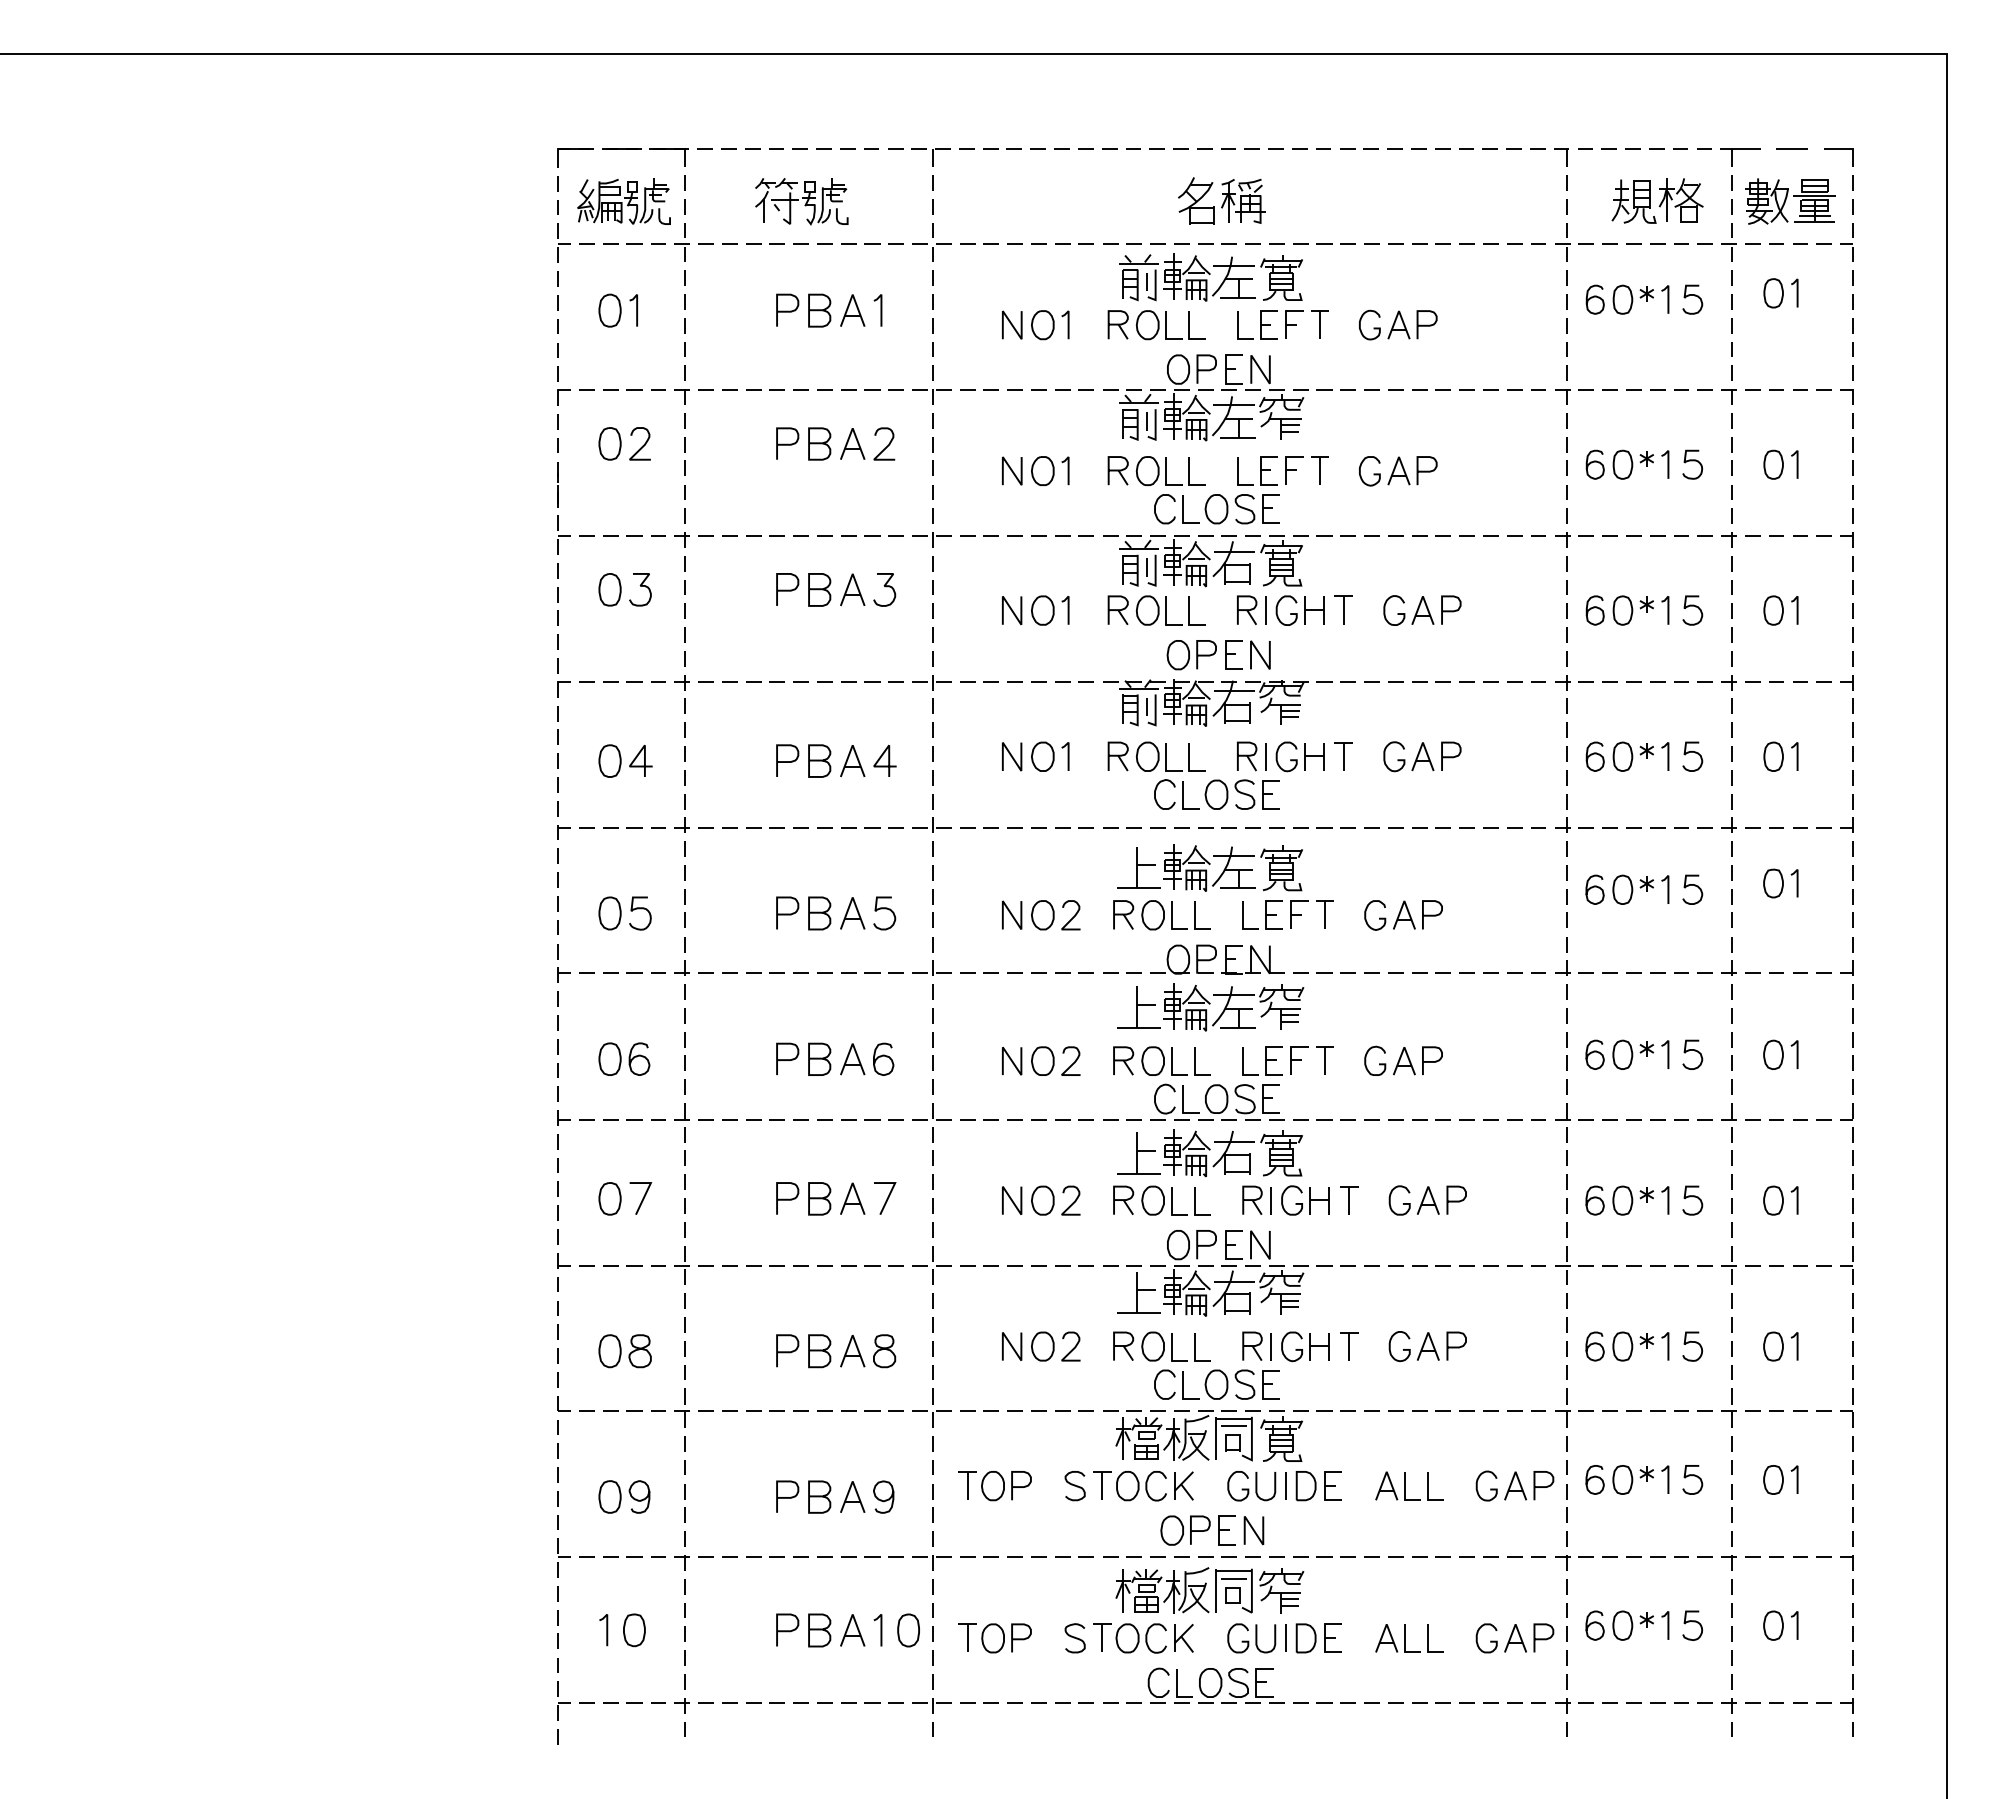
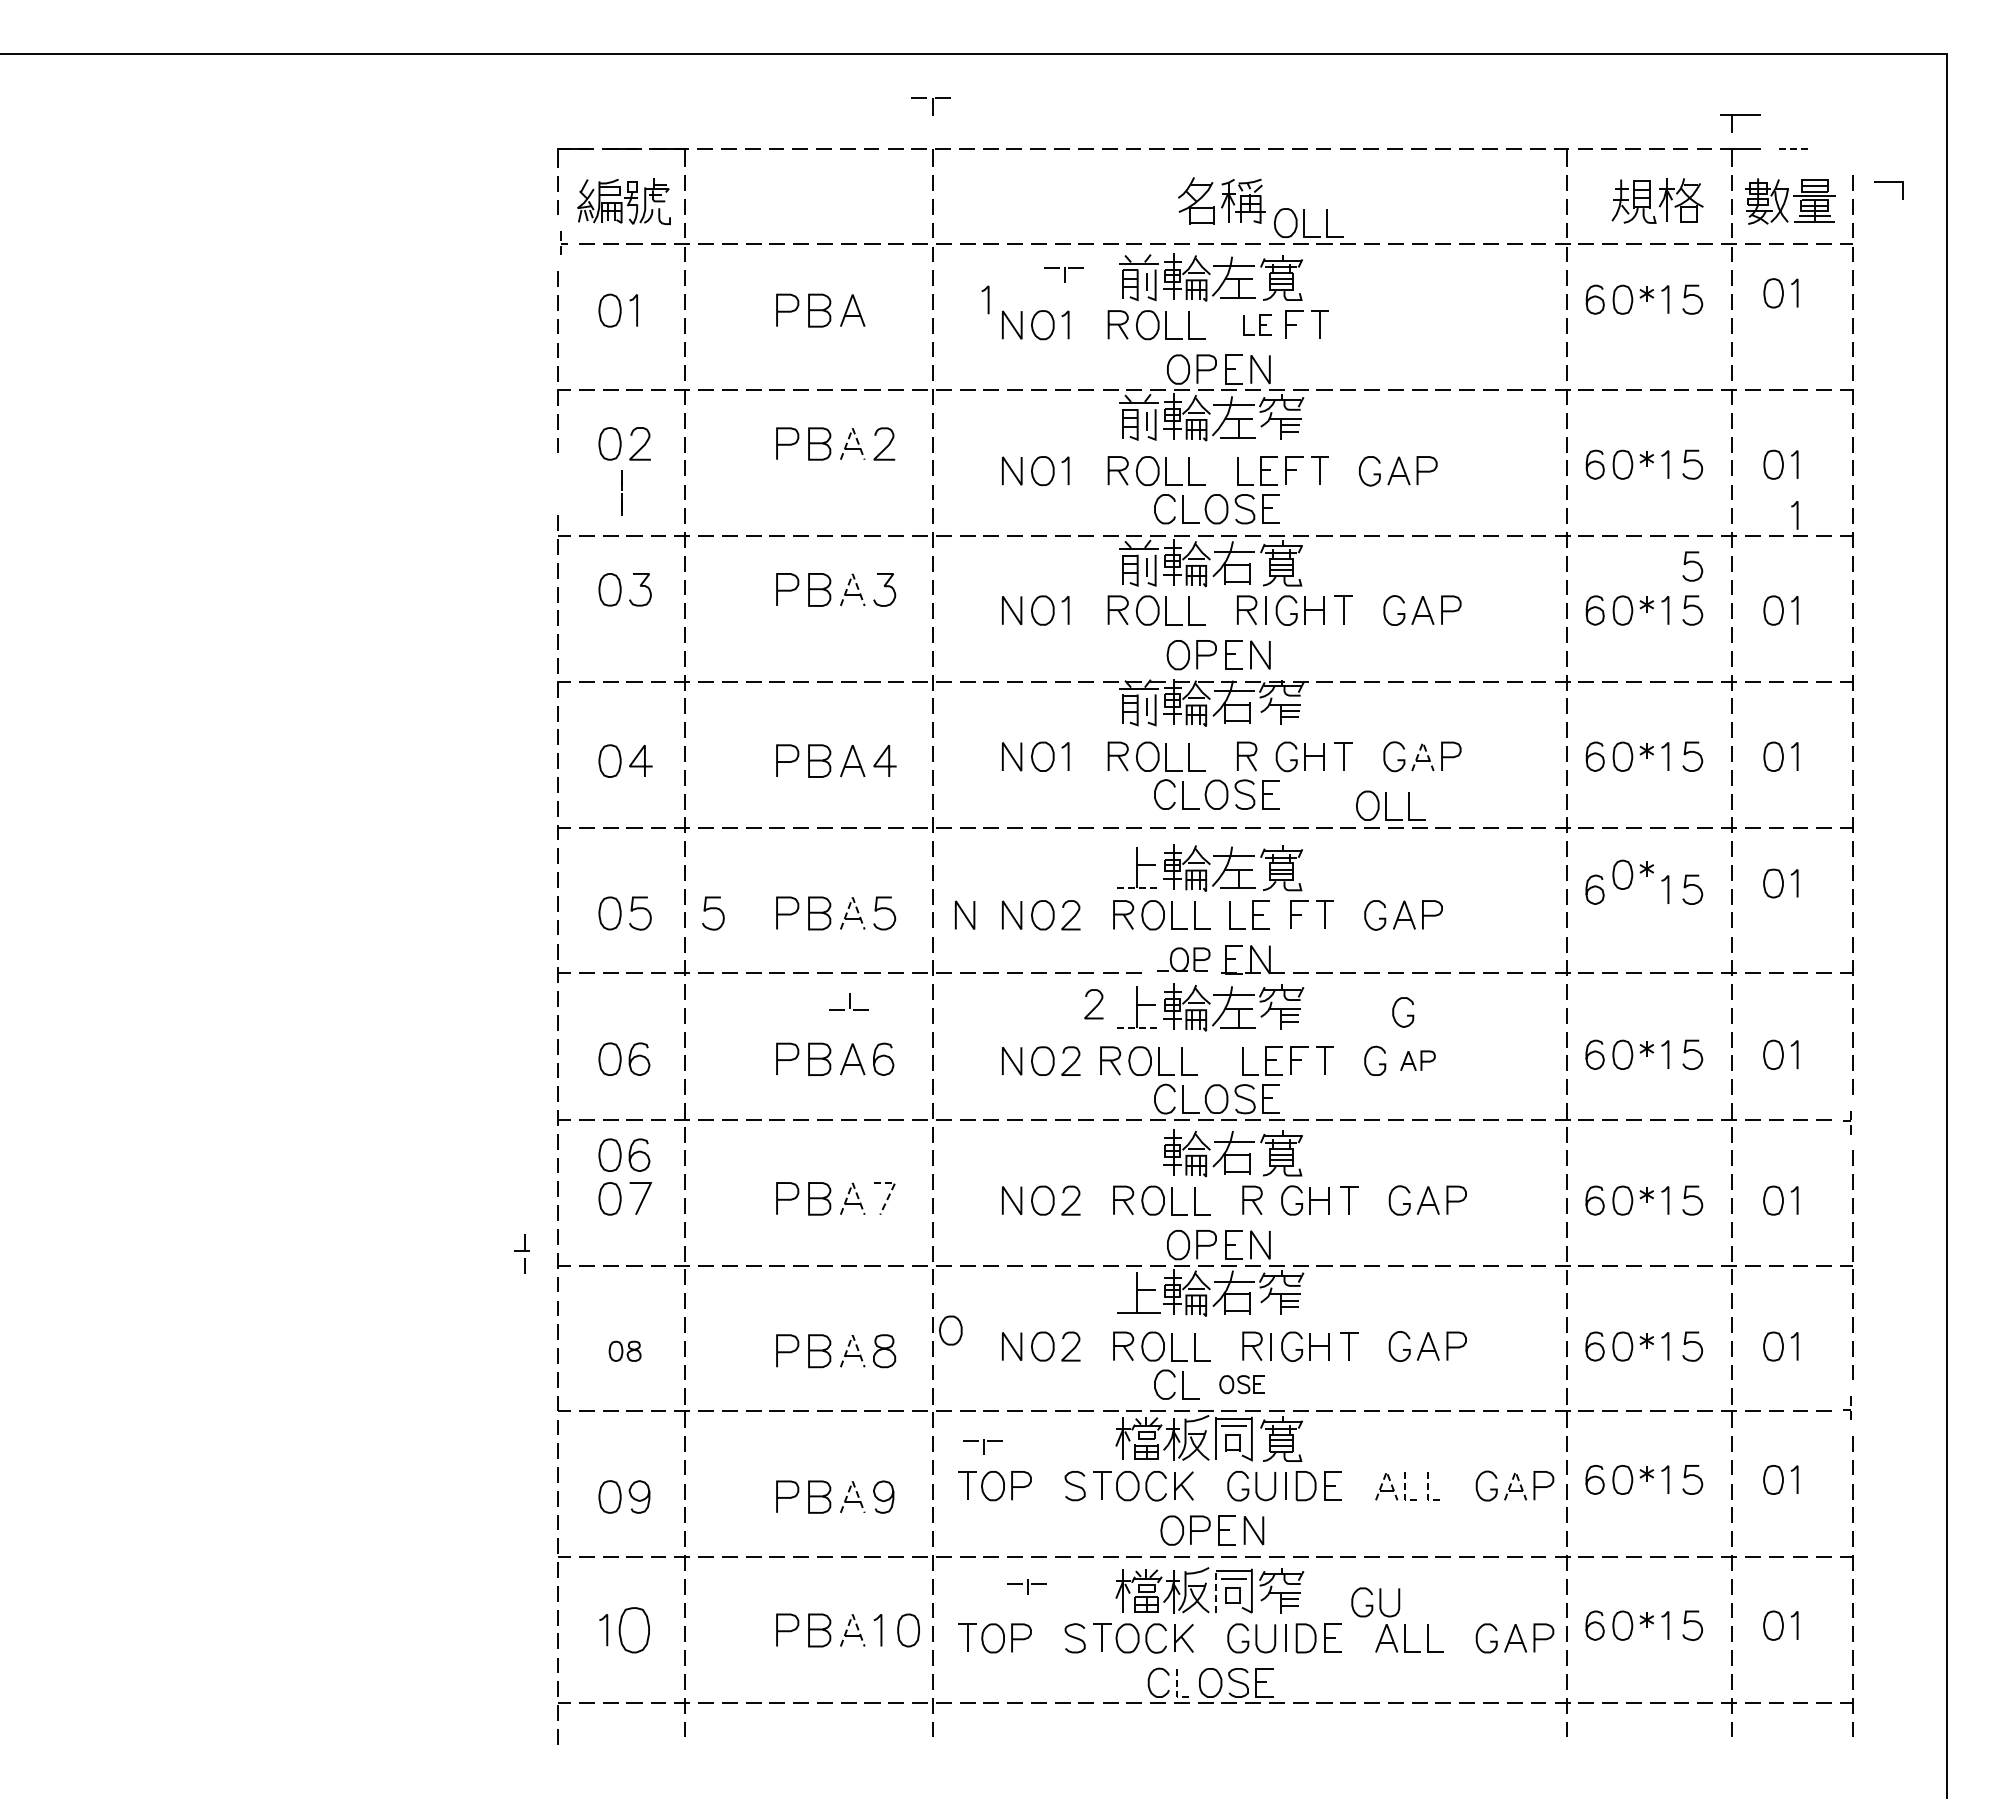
part: none -> present (930, 106)
part: none -> present (1740, 115)
line: solid -> dashed (1792, 149)
line position: (1838, 149) -> (1888, 182) (1888, 182)
part: present -> none (801, 201)
part: none -> present (1308, 222)
part size: 14x40 px -> 8x24 px (563, 242)
part: none -> present (1063, 274)
line: none -> present (987, 299)
line: present -> none (880, 310)
part size: 41x30 px -> 29x22 px (1257, 324)
part: present -> none (1398, 324)
line: solid -> dashed (852, 428)
line position: (557, 485) -> (621, 493) (621, 493)
line: none -> present (1796, 515)
curve: none -> present (1692, 562)
line: solid -> dashed (852, 573)
line: solid -> dashed (1422, 742)
line: present -> none (1265, 756)
part: none -> present (1390, 805)
line: solid -> dashed (1138, 888)
part position: (1632, 889) -> (1632, 874) (1632, 874)
line: solid -> dashed (852, 897)
curve: none -> present (713, 909)
line: none -> present (965, 914)
part position: (1262, 914) -> (1249, 914) (1249, 914)
part size: 67x31 px -> 54x25 px (1183, 959)
part: none -> present (848, 1001)
curve: none -> present (1095, 1006)
curve: none -> present (1407, 1014)
line: solid -> dashed (1138, 1027)
part position: (1161, 1060) -> (1148, 1060) (1148, 1060)
part size: 50x30 px -> 36x21 px (1417, 1060)
part size: 14x40 px -> 9x24 px (1847, 1122)
part: present -> none (1138, 1153)
part: none -> present (624, 1154)
line: solid -> dashed (852, 1183)
line: solid -> dashed (892, 1189)
line: present -> none (1270, 1200)
part: none -> present (521, 1253)
part: none -> present (950, 1330)
line: solid -> dashed (852, 1335)
part size: 54x35 px -> 34x22 px (624, 1350)
part size: 76x31 px -> 46x19 px (1241, 1384)
part size: 14x40 px -> 9x24 px (1847, 1407)
part: none -> present (982, 1446)
line: solid -> dashed (1386, 1471)
line: solid -> dashed (1515, 1471)
line: solid -> dashed (852, 1481)
line: solid -> dashed (1405, 1495)
line: solid -> dashed (1428, 1495)
part: none -> present (1026, 1586)
line: solid -> dashed (1216, 1590)
part: none -> present (1375, 1602)
line: solid -> dashed (852, 1614)
part size: 23x35 px -> 32x47 px (633, 1630)
line: solid -> dashed (1176, 1692)
